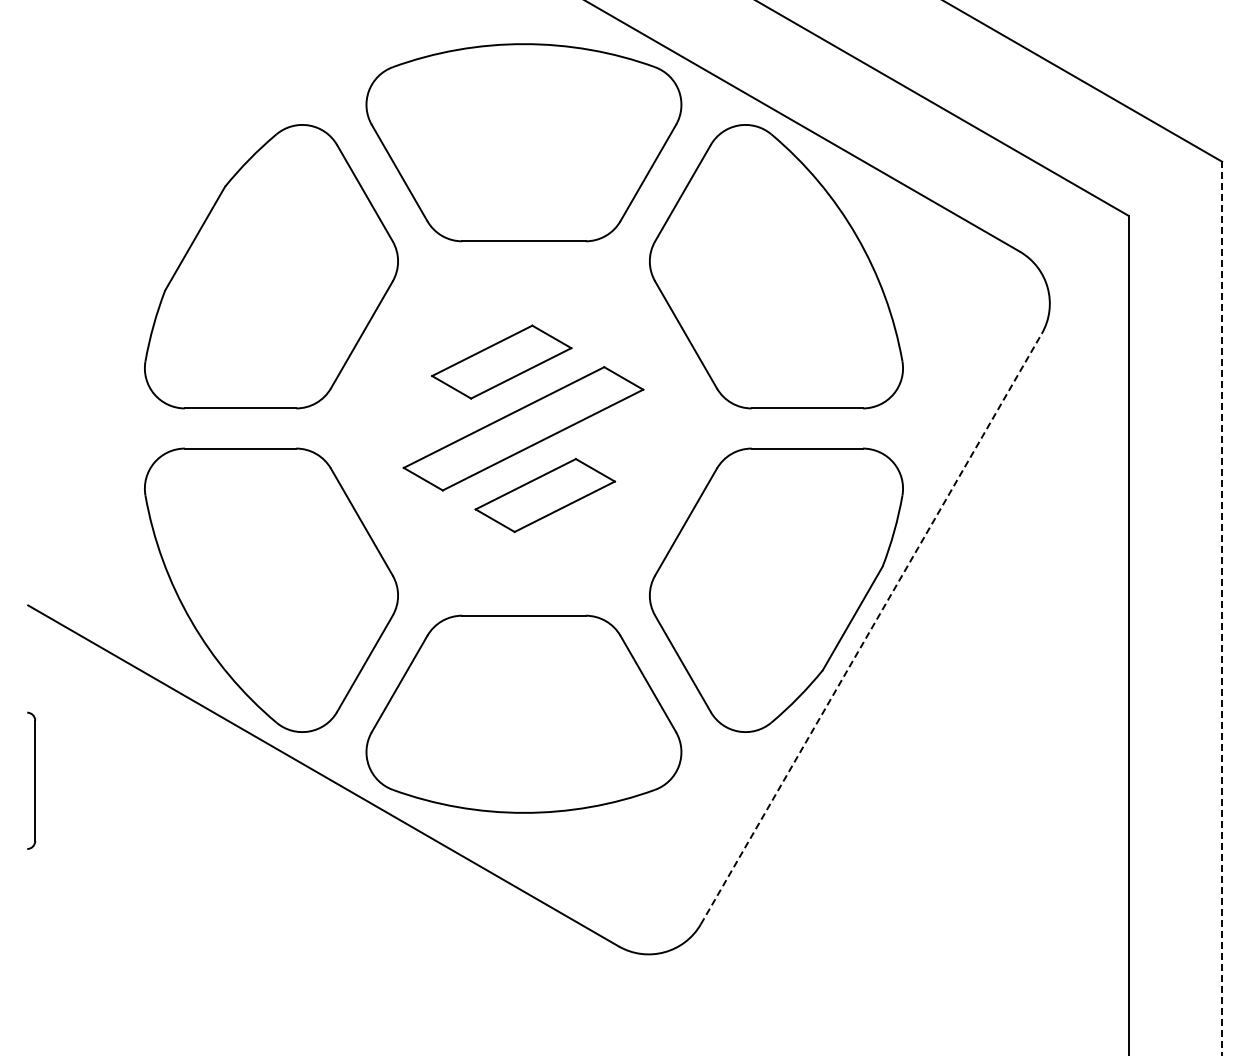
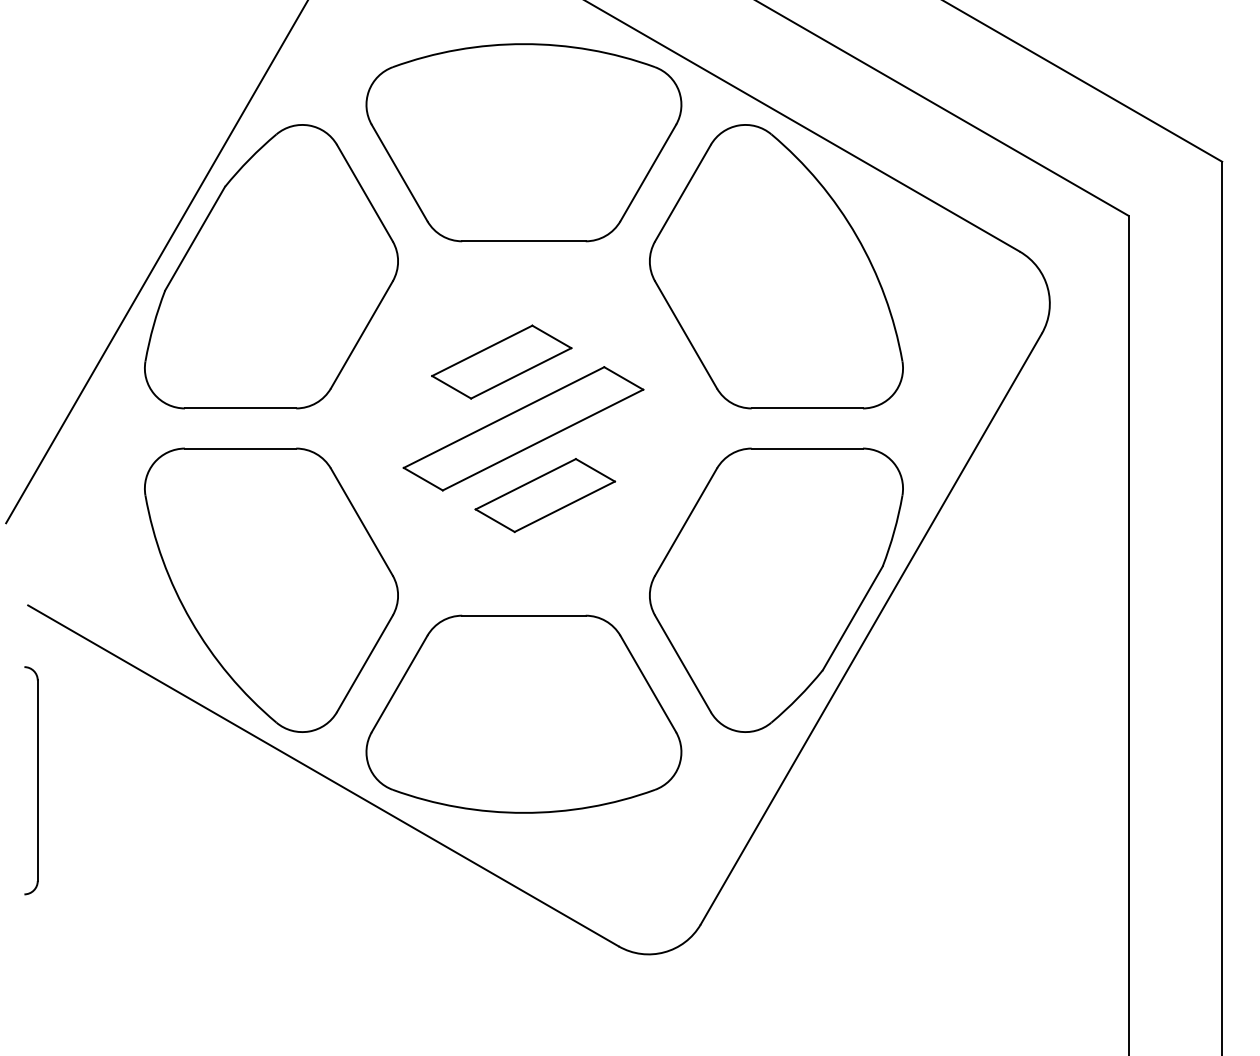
line: none -> present (156, 262)
line: dashed -> solid (1222, 608)
line: dashed -> solid (871, 629)
part size: 10x139 px -> 15x230 px (31, 780)
